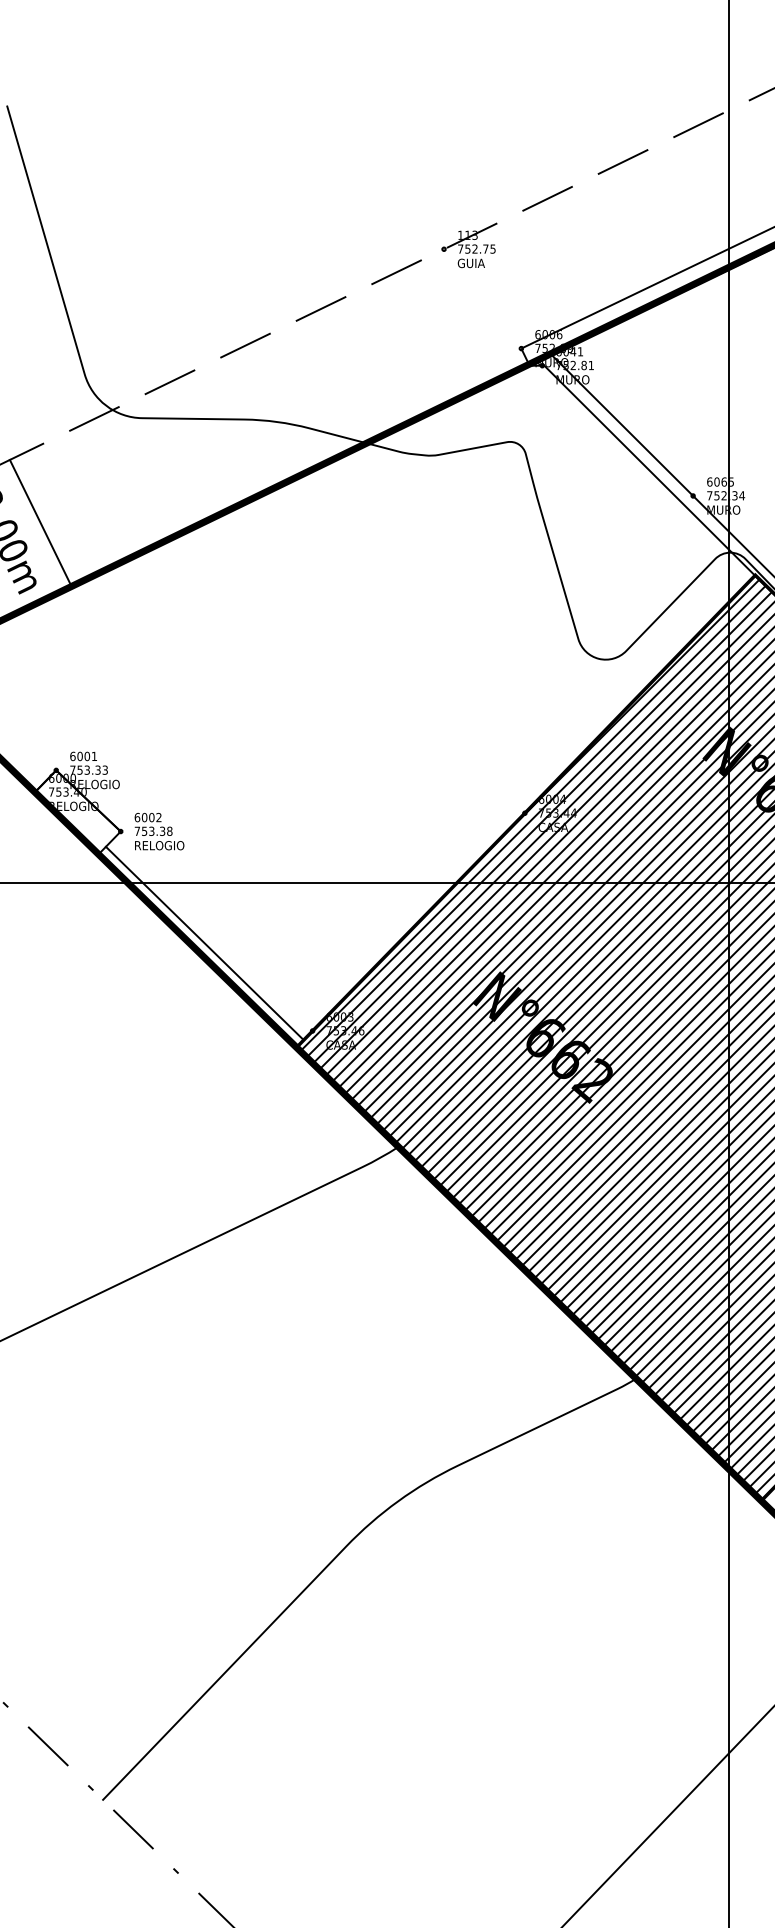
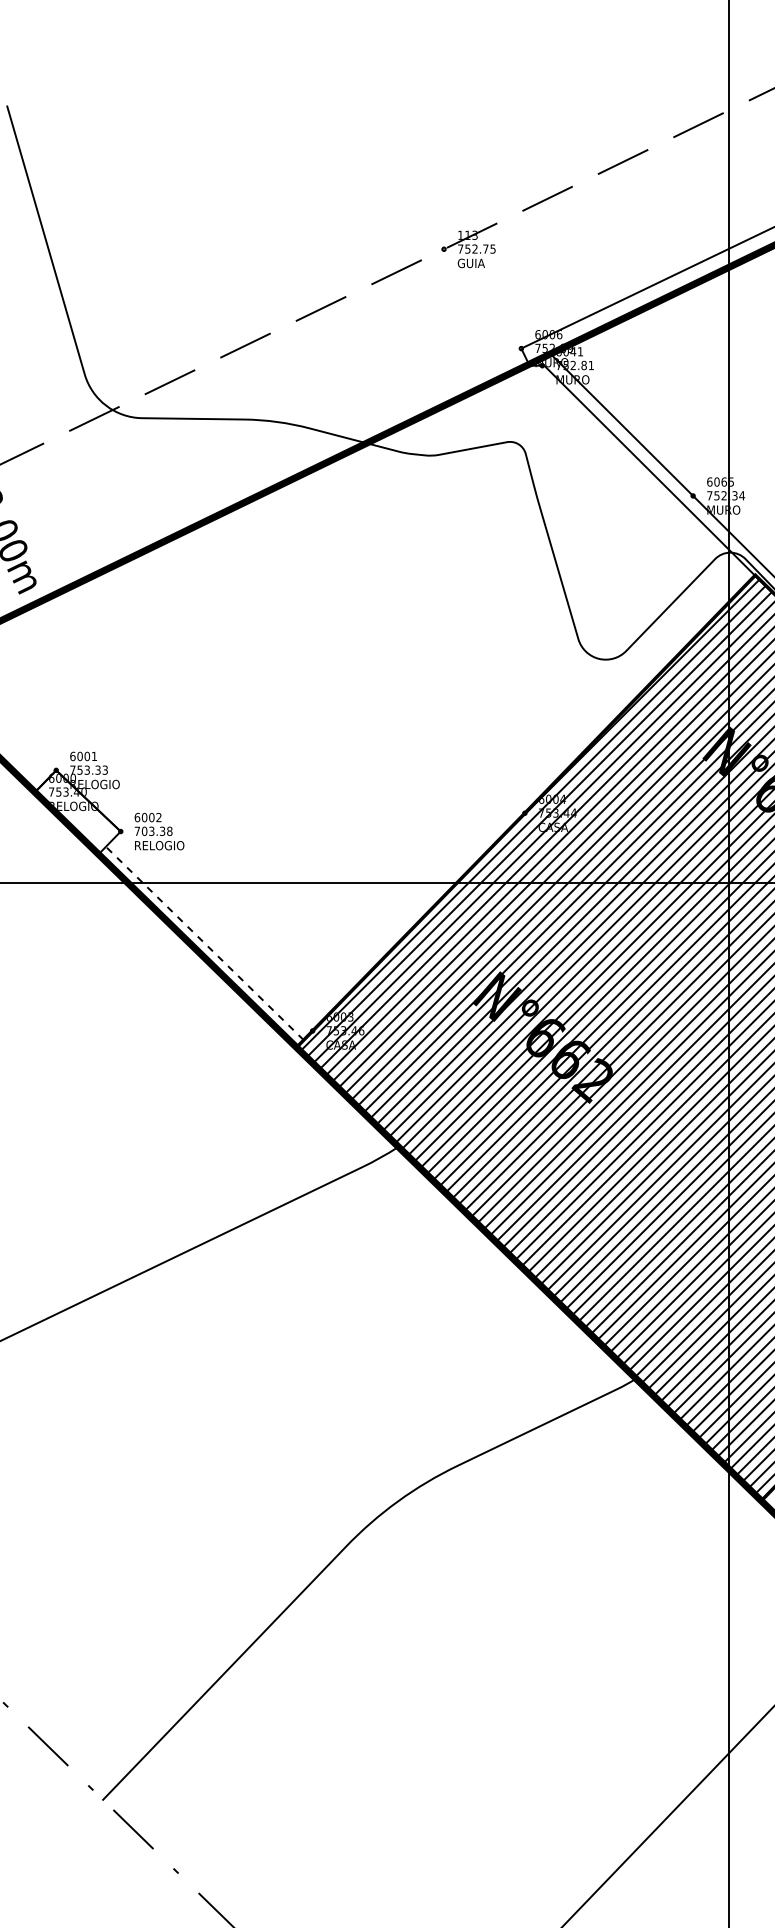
line: present -> none (40, 522)
text: 753.38 -> 703.38 (144, 830)
line: solid -> dashed (204, 943)
